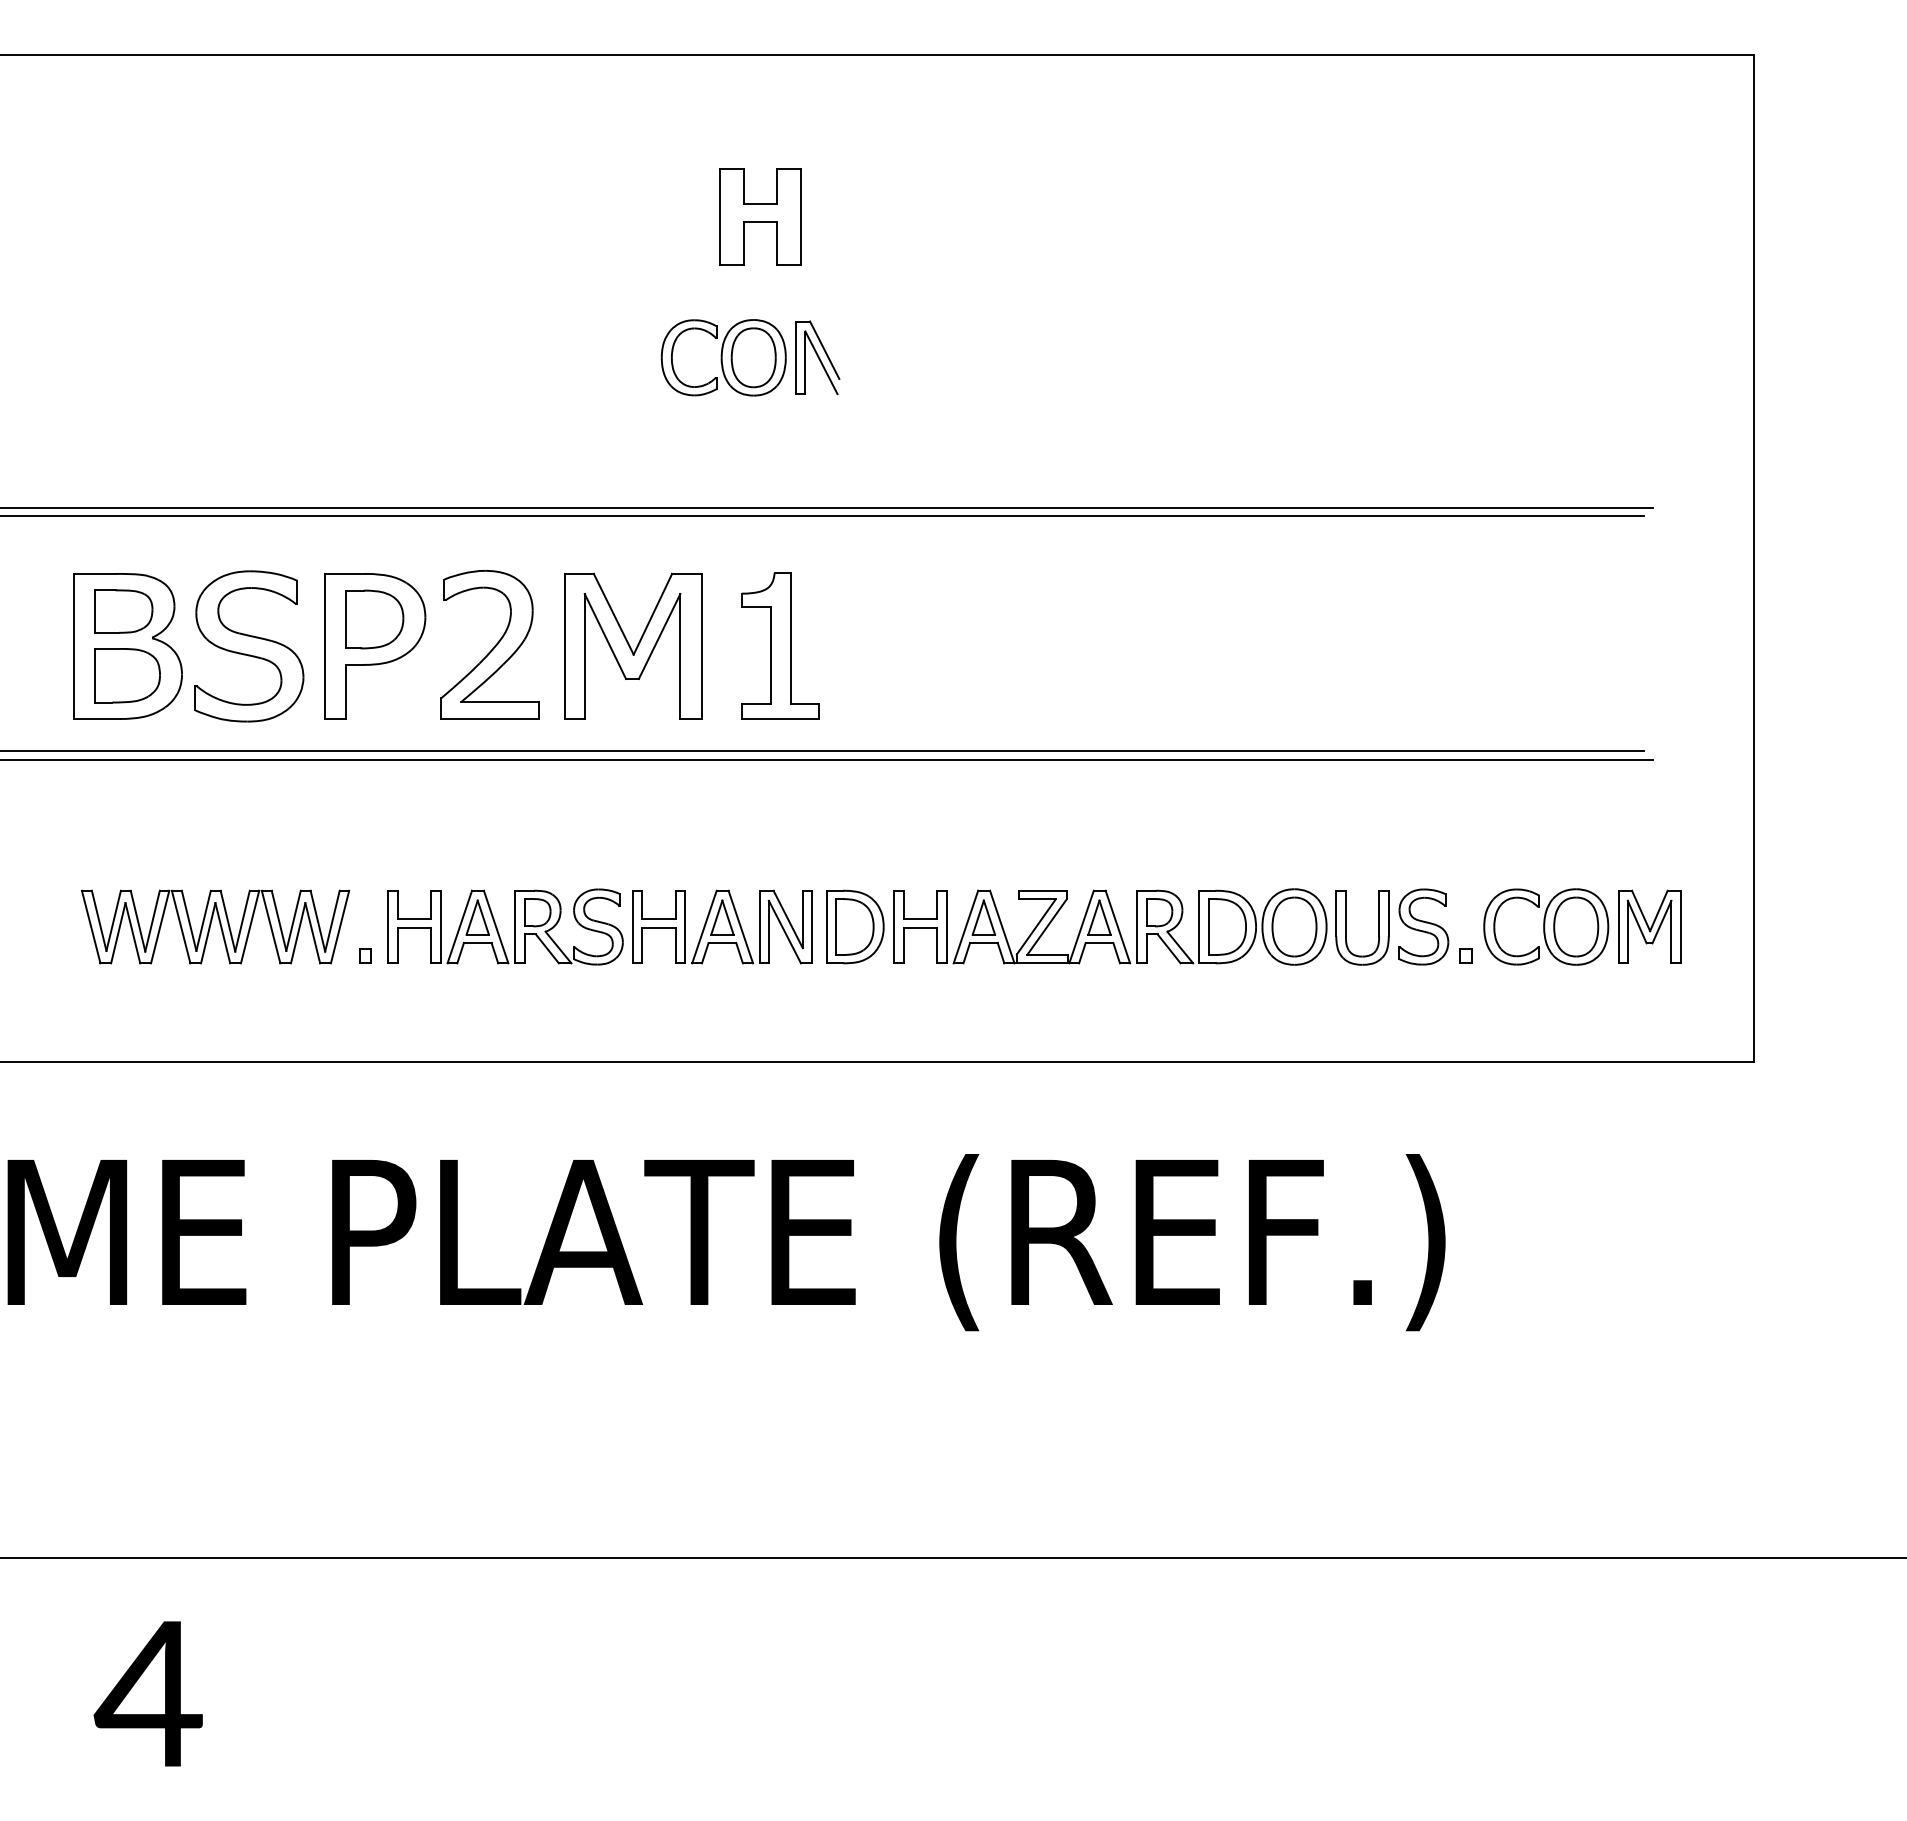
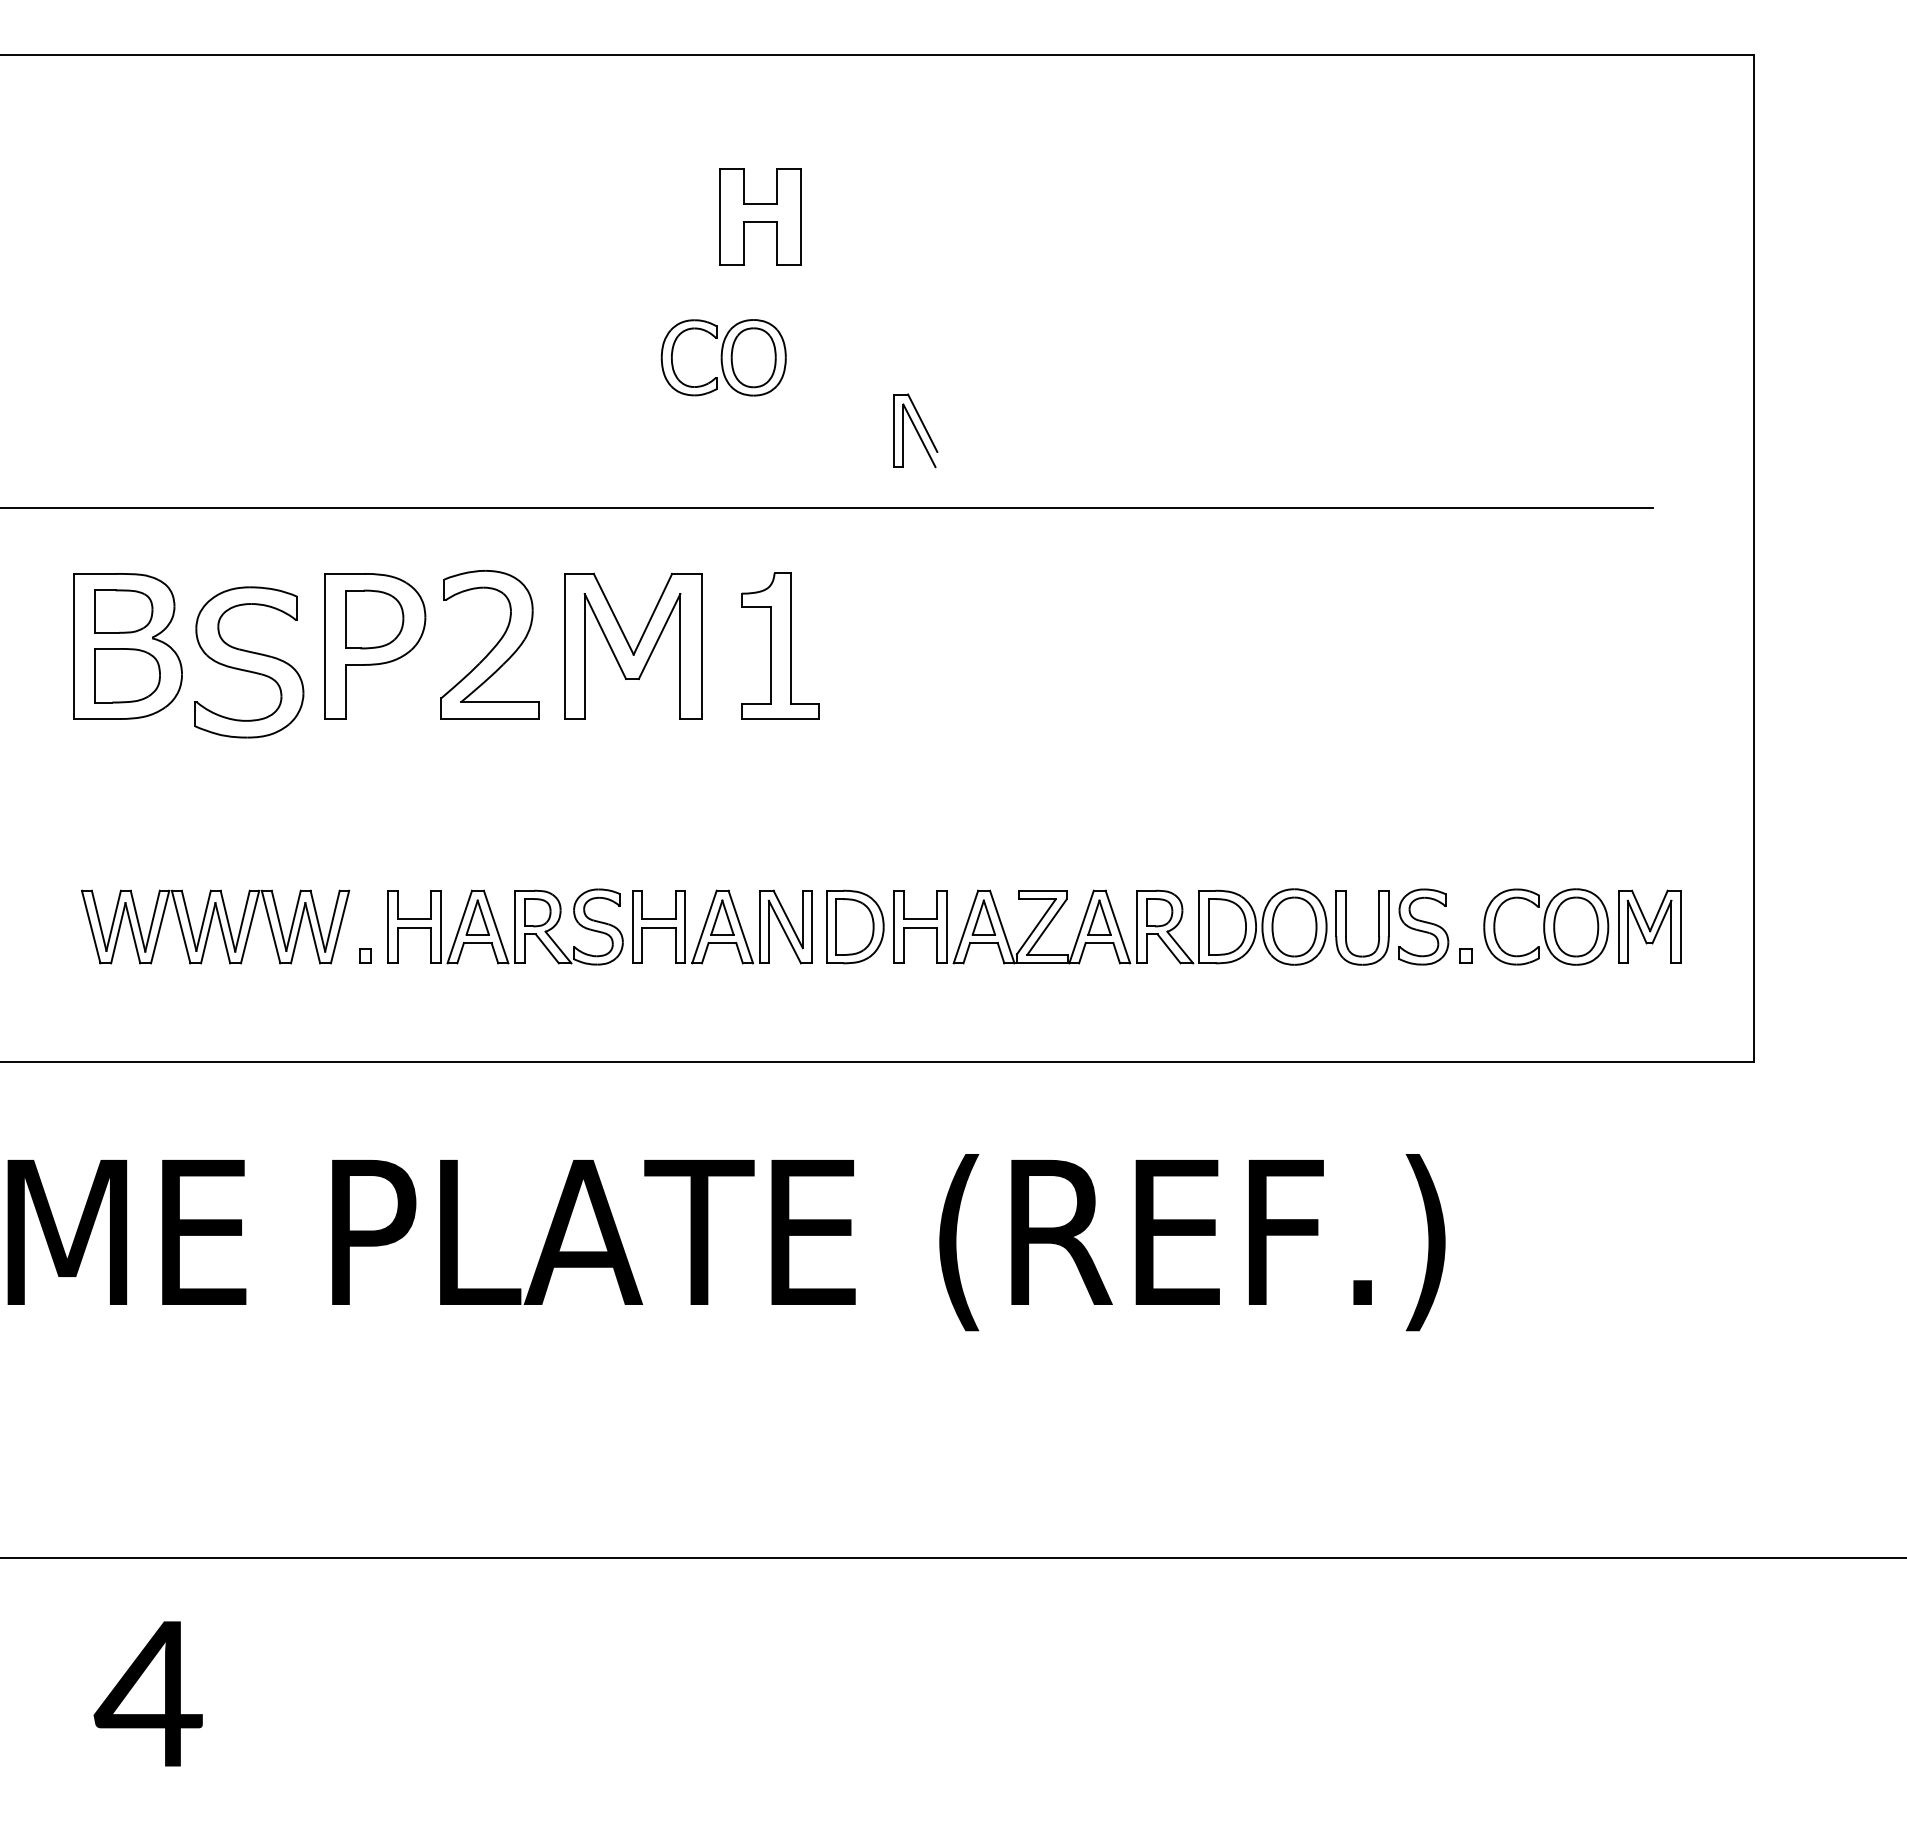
part position: (817, 357) -> (915, 430) (915, 430)
line: present -> none (823, 516)
part position: (249, 646) -> (249, 662) (249, 662)
line: present -> none (823, 751)
line: present -> none (827, 759)
